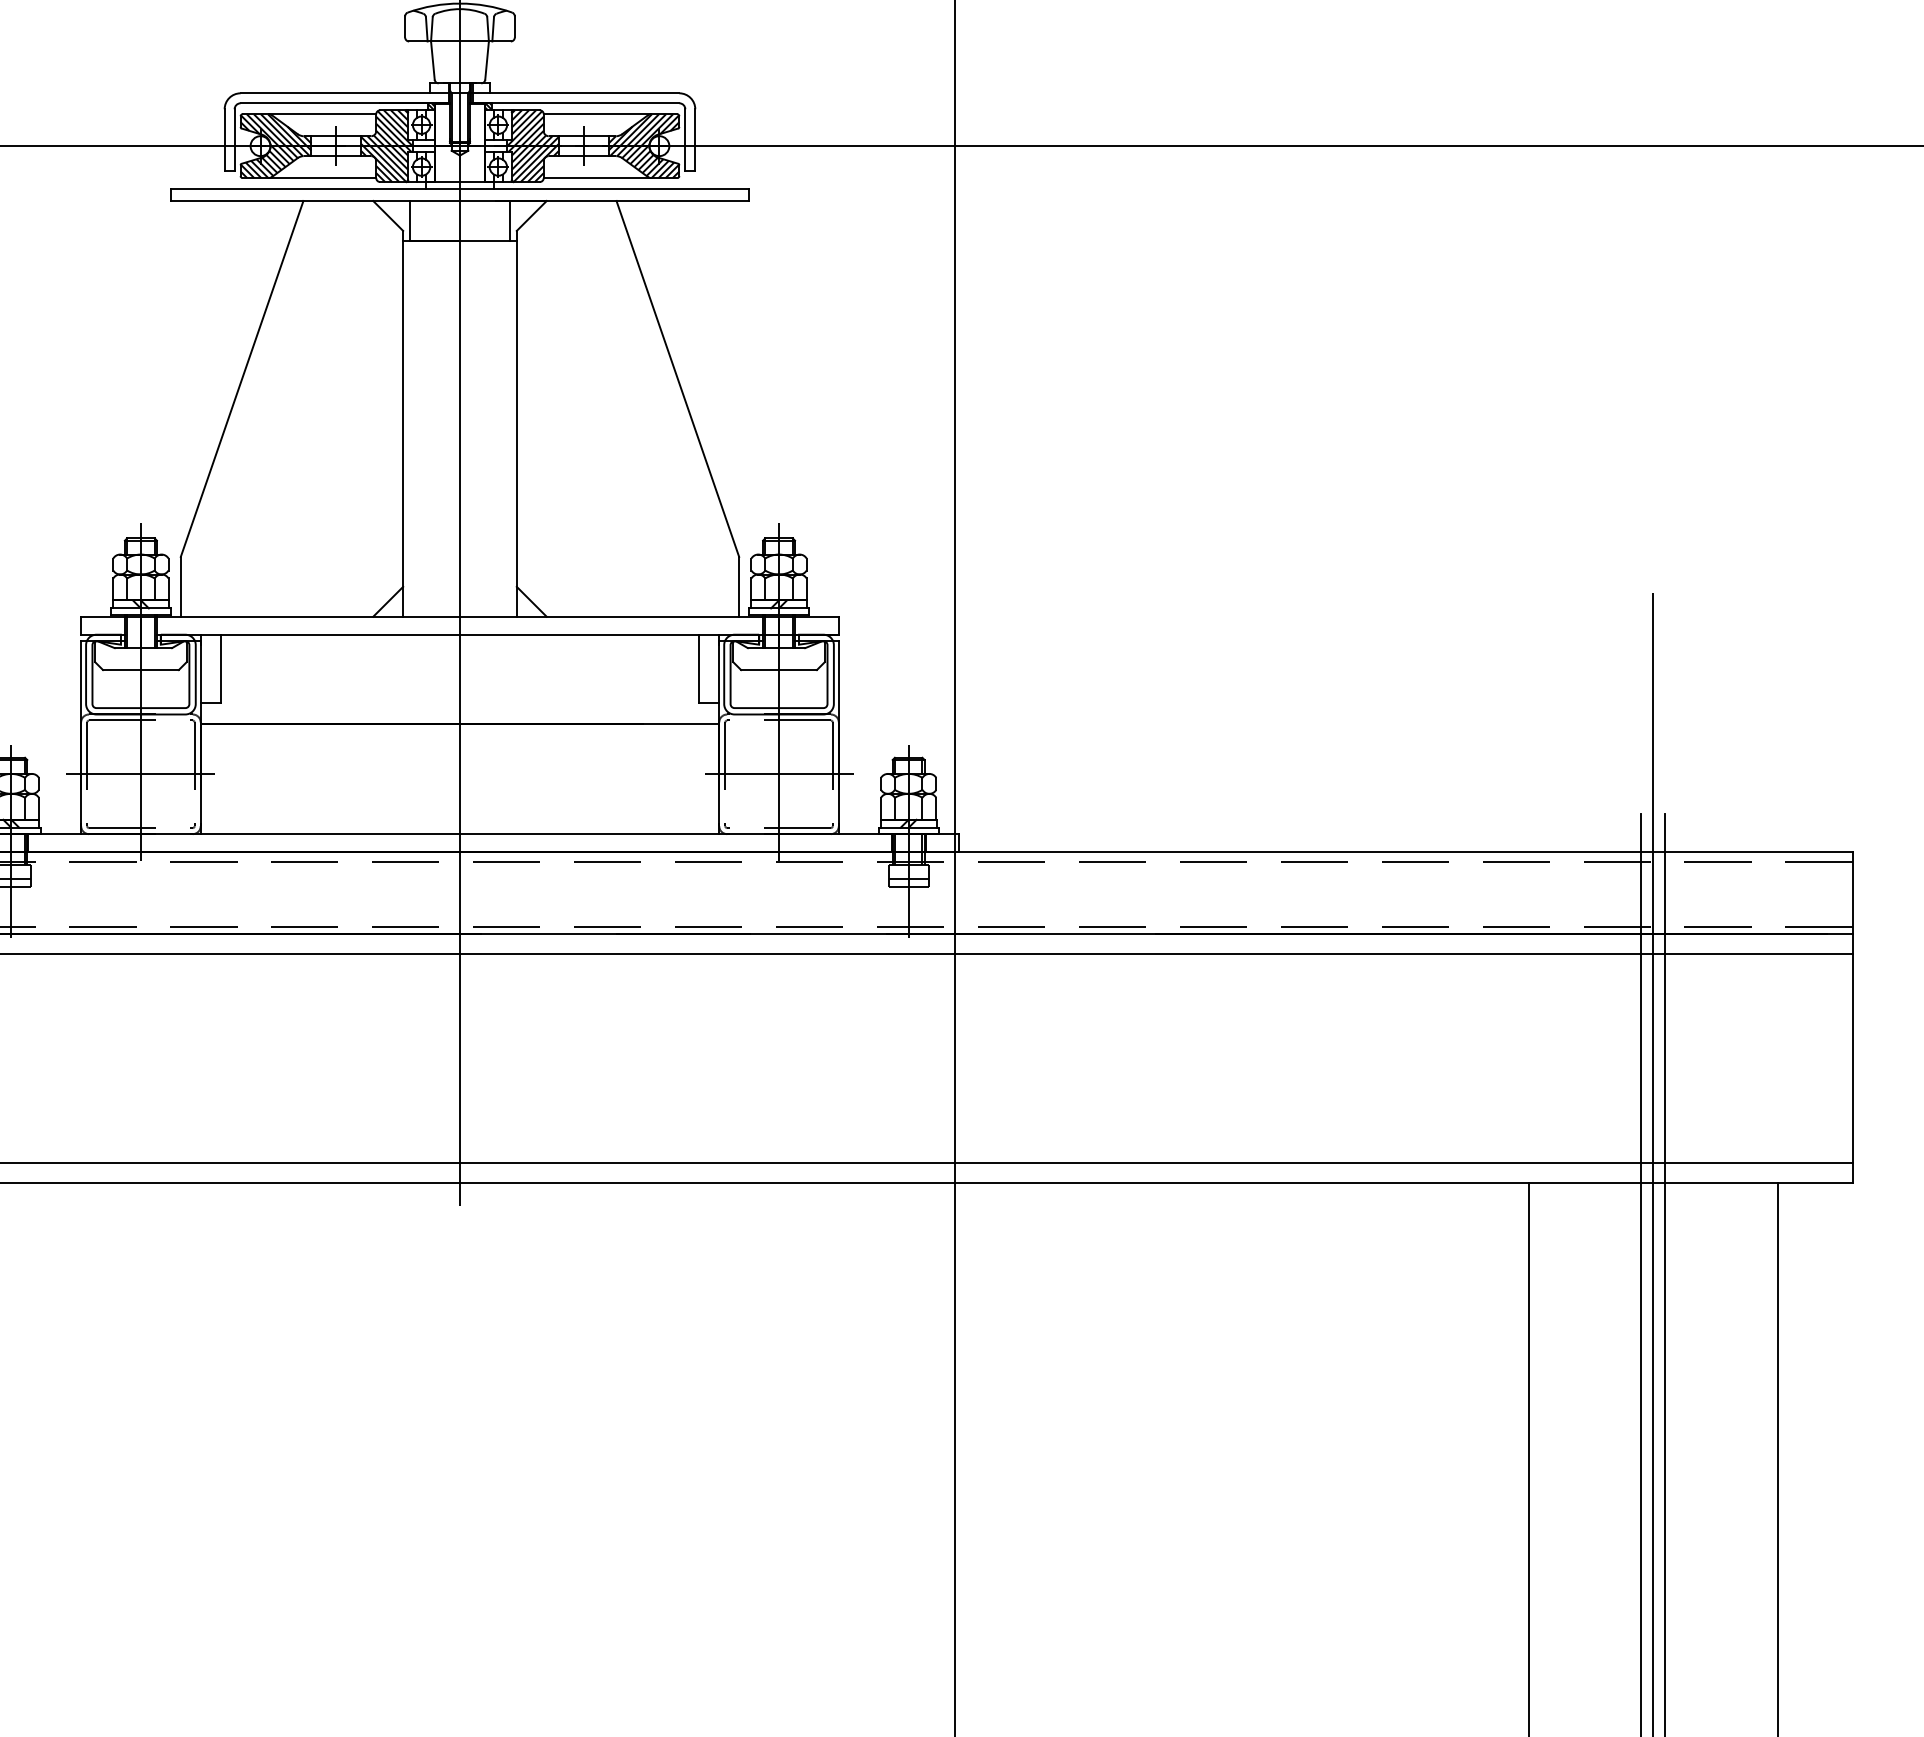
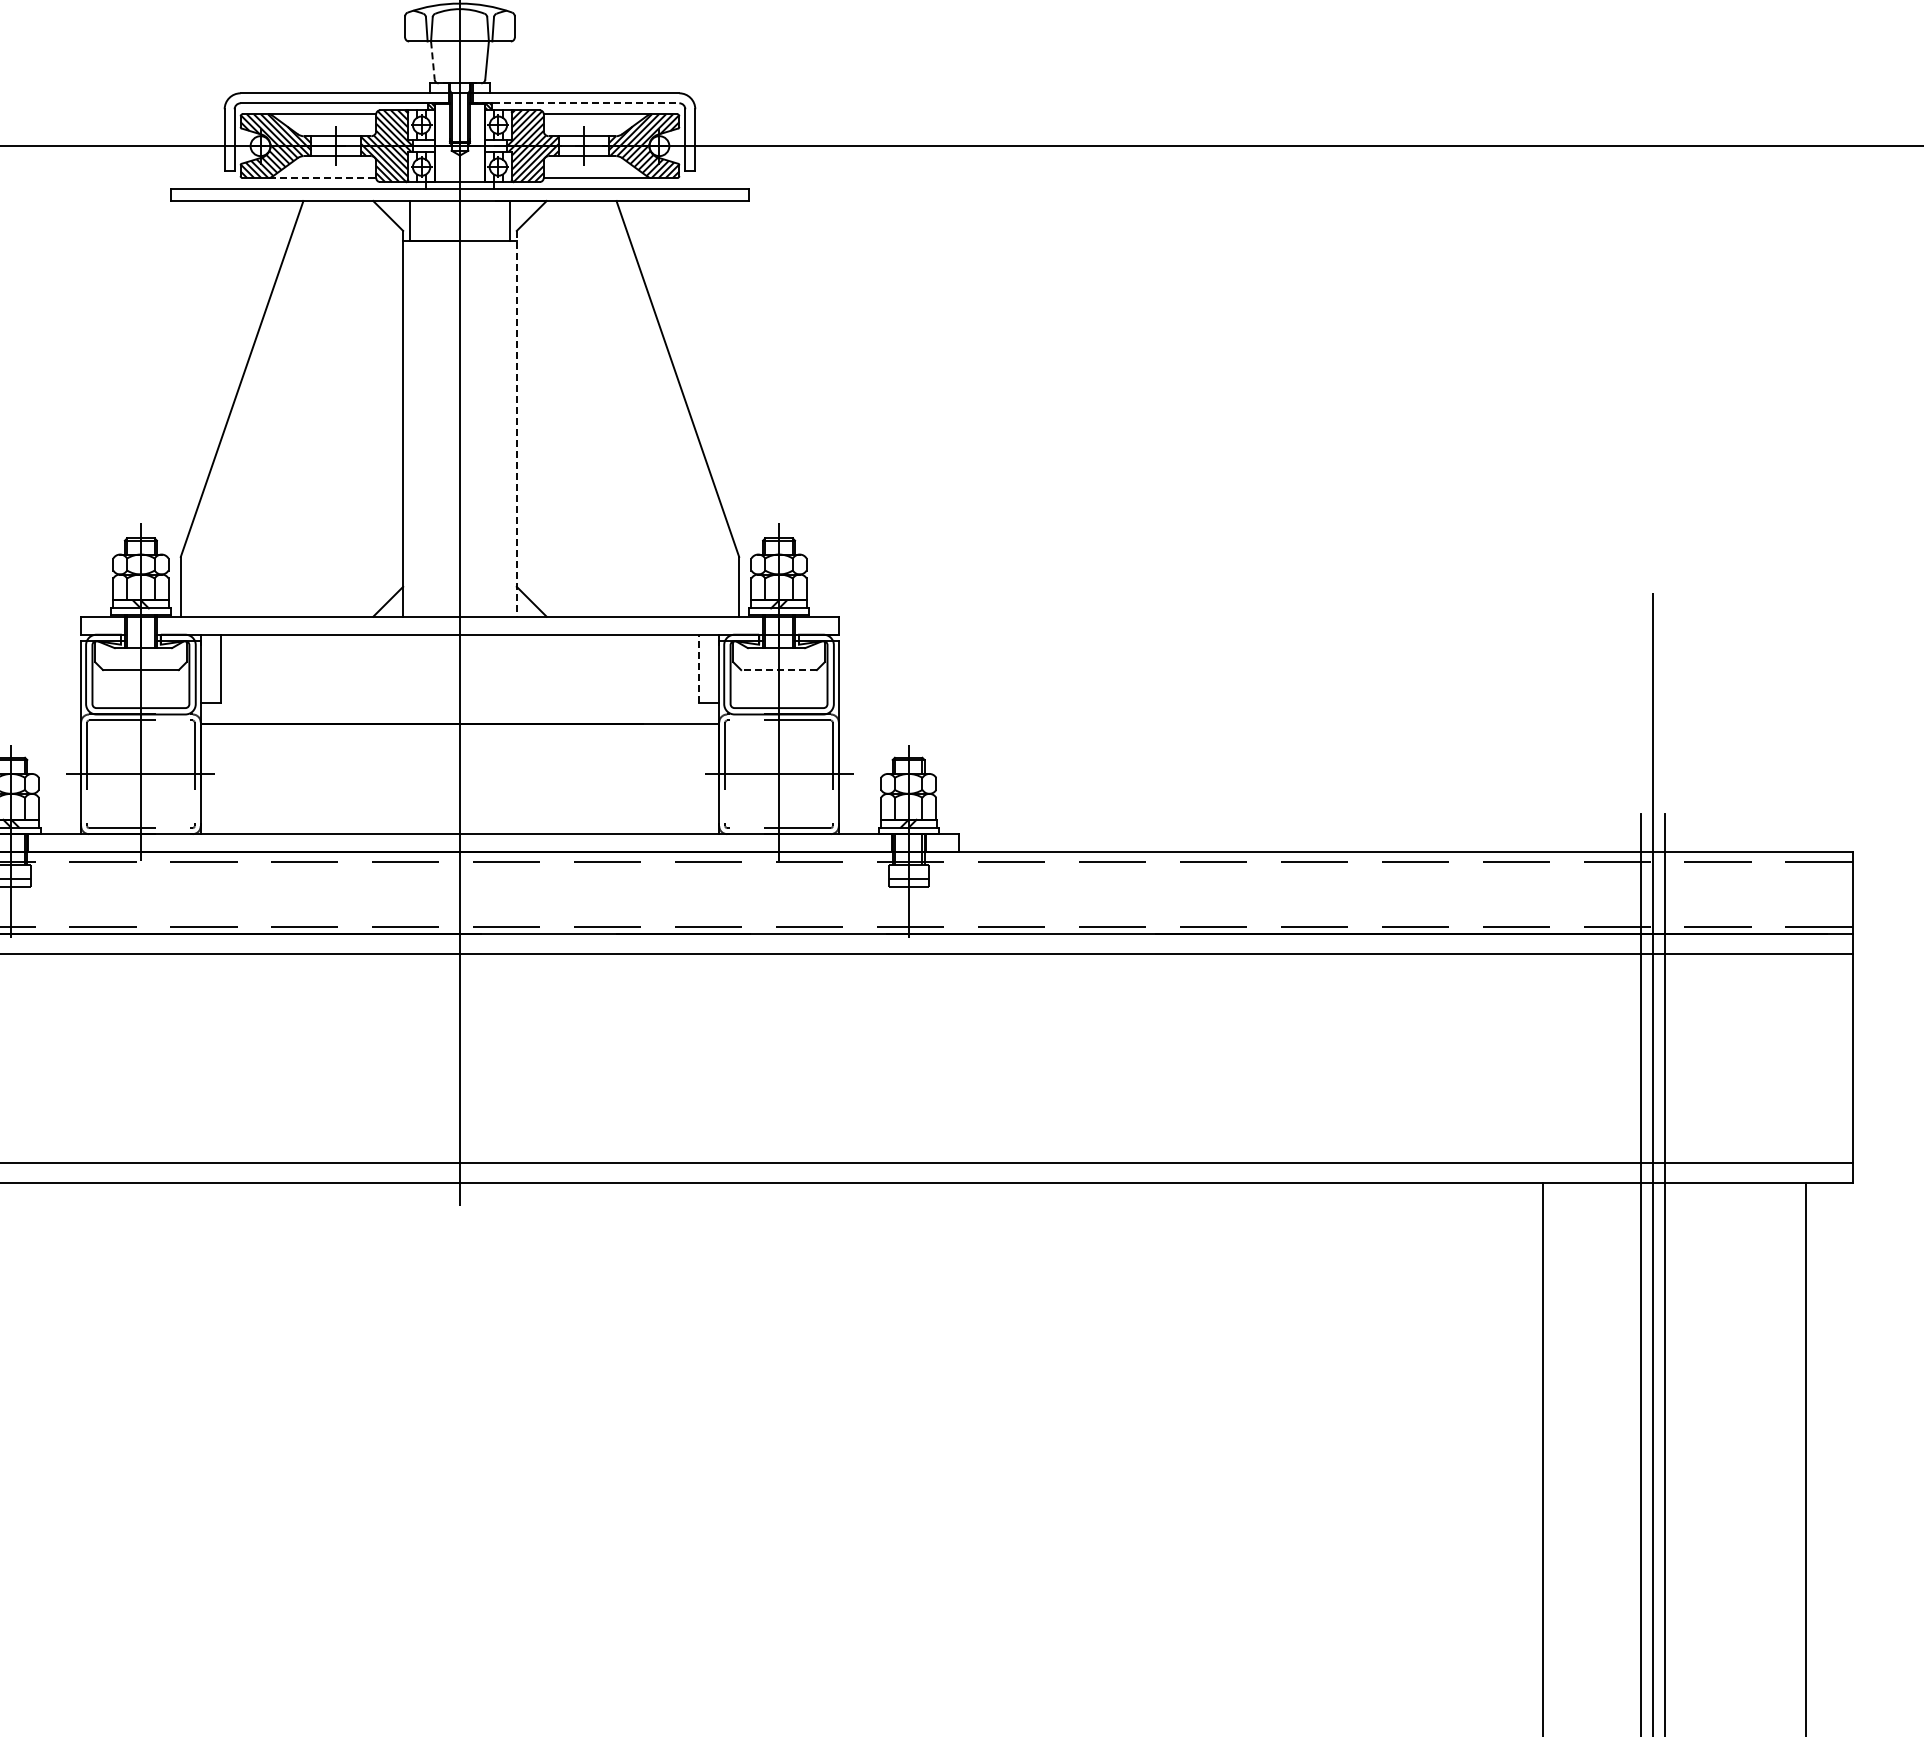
line: solid -> dashed (432, 61)
line: solid -> dashed (575, 103)
line: solid -> dashed (322, 178)
line: solid -> dashed (516, 423)
line: solid -> dashed (699, 668)
line: solid -> dashed (779, 670)
line: present -> none (955, 867)
line position: (1528, 1458) -> (1542, 1458) (1542, 1458)
line position: (1777, 1458) -> (1805, 1458) (1805, 1458)
